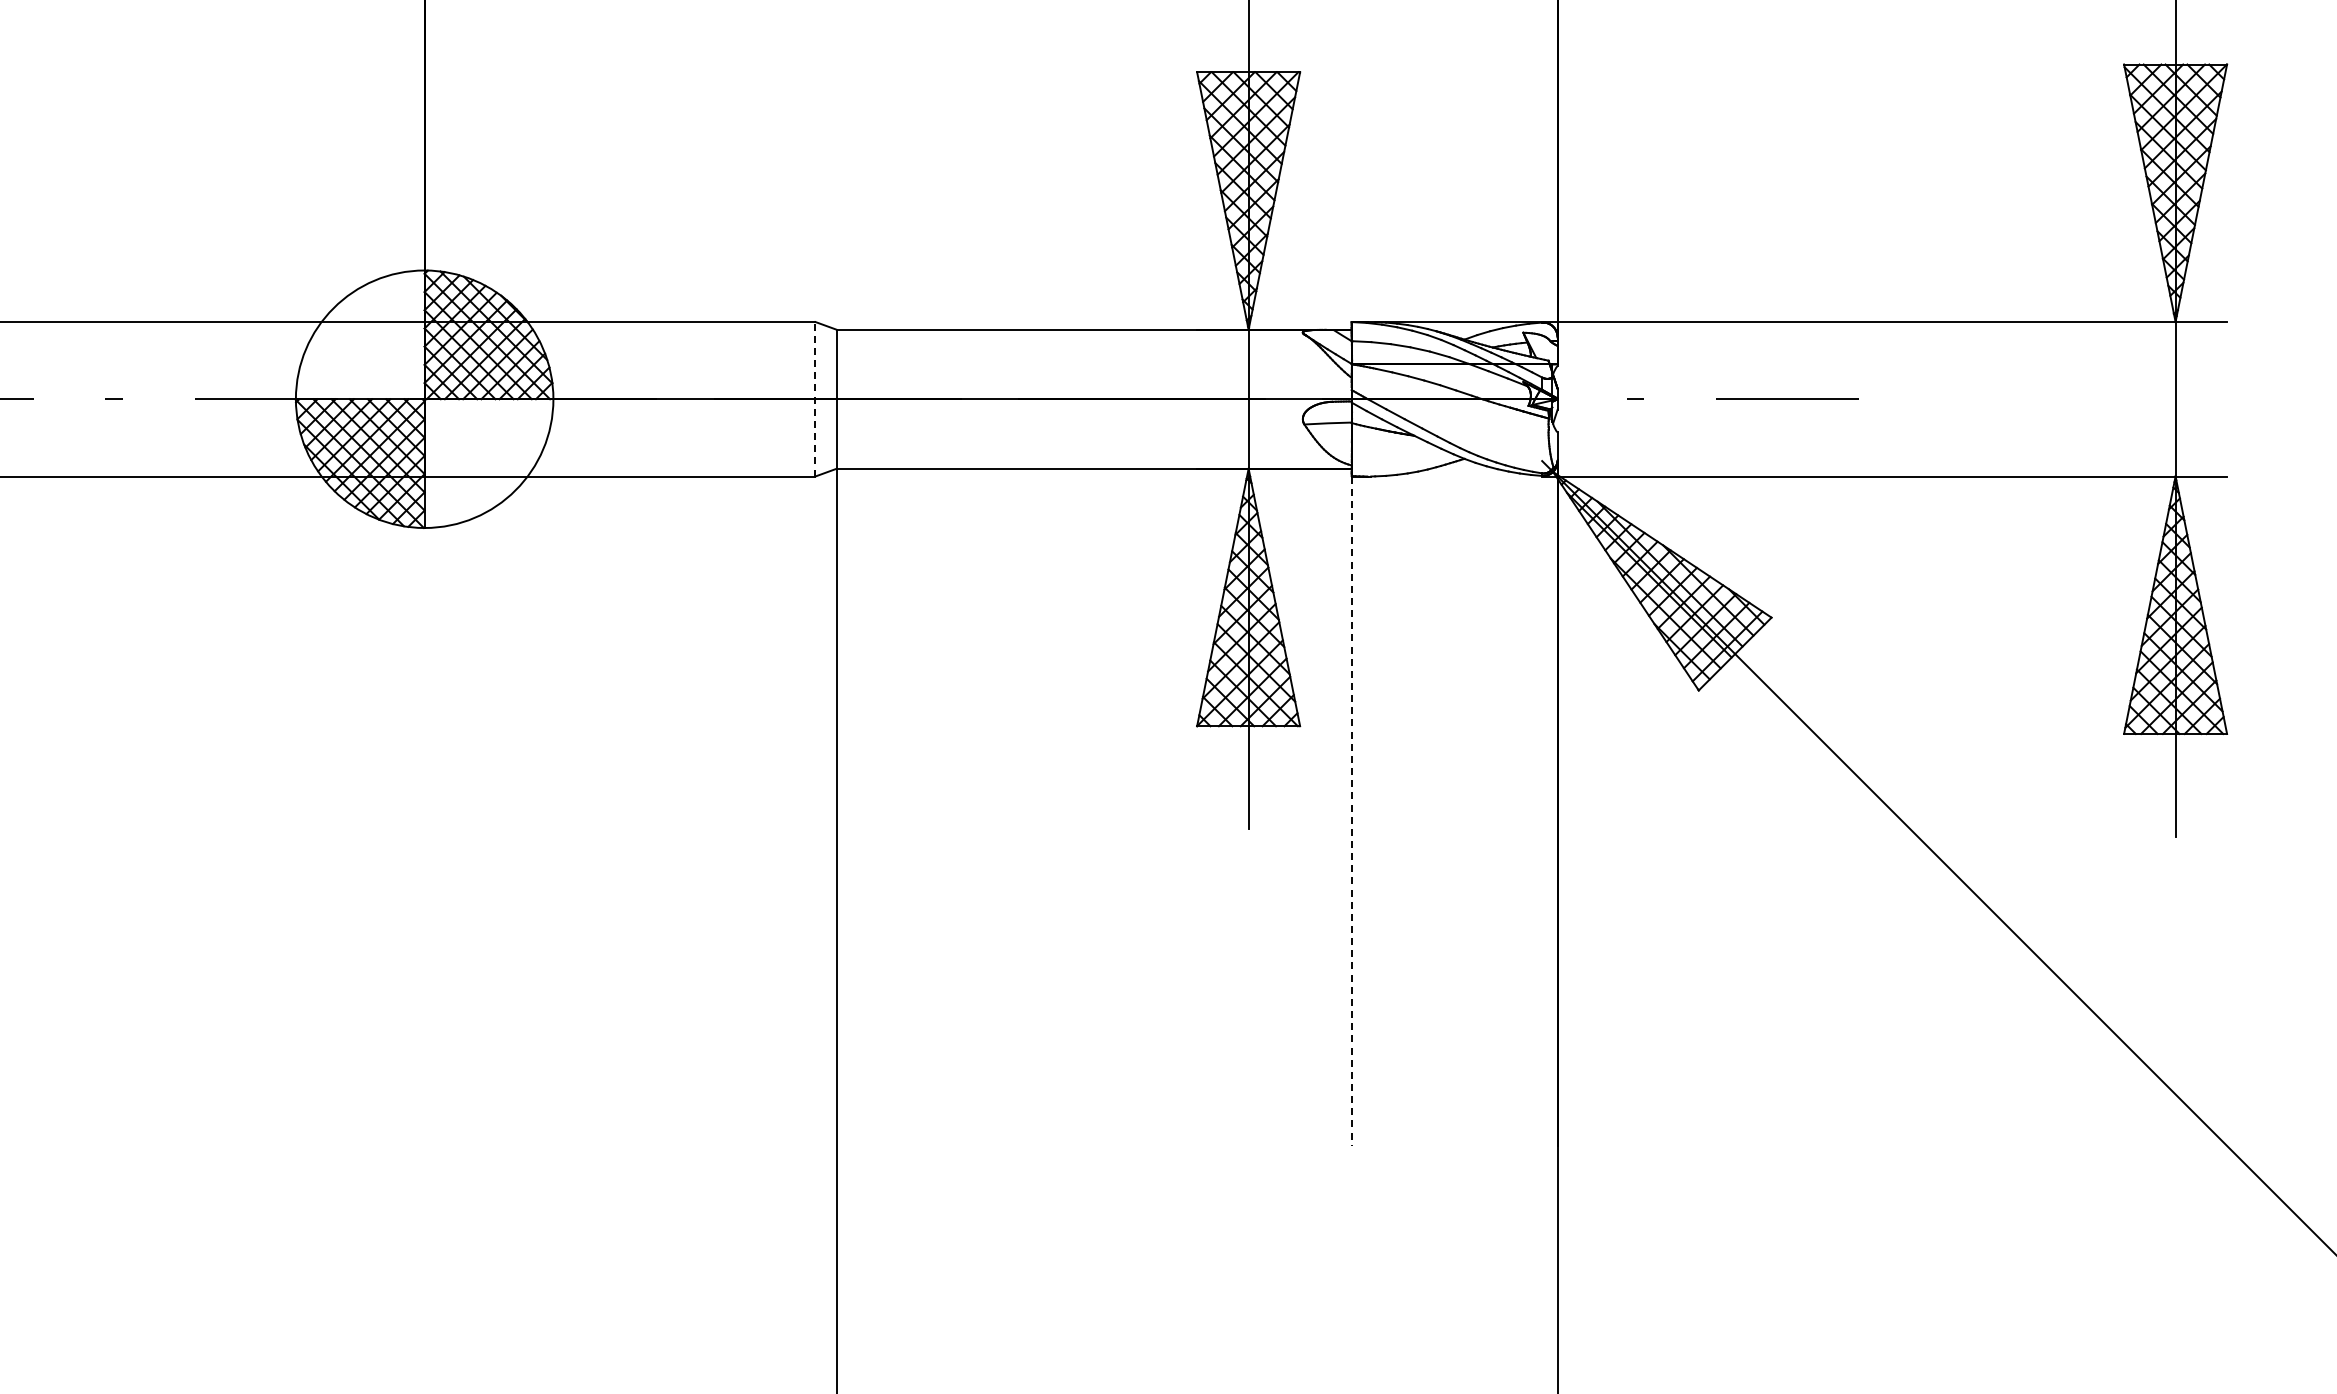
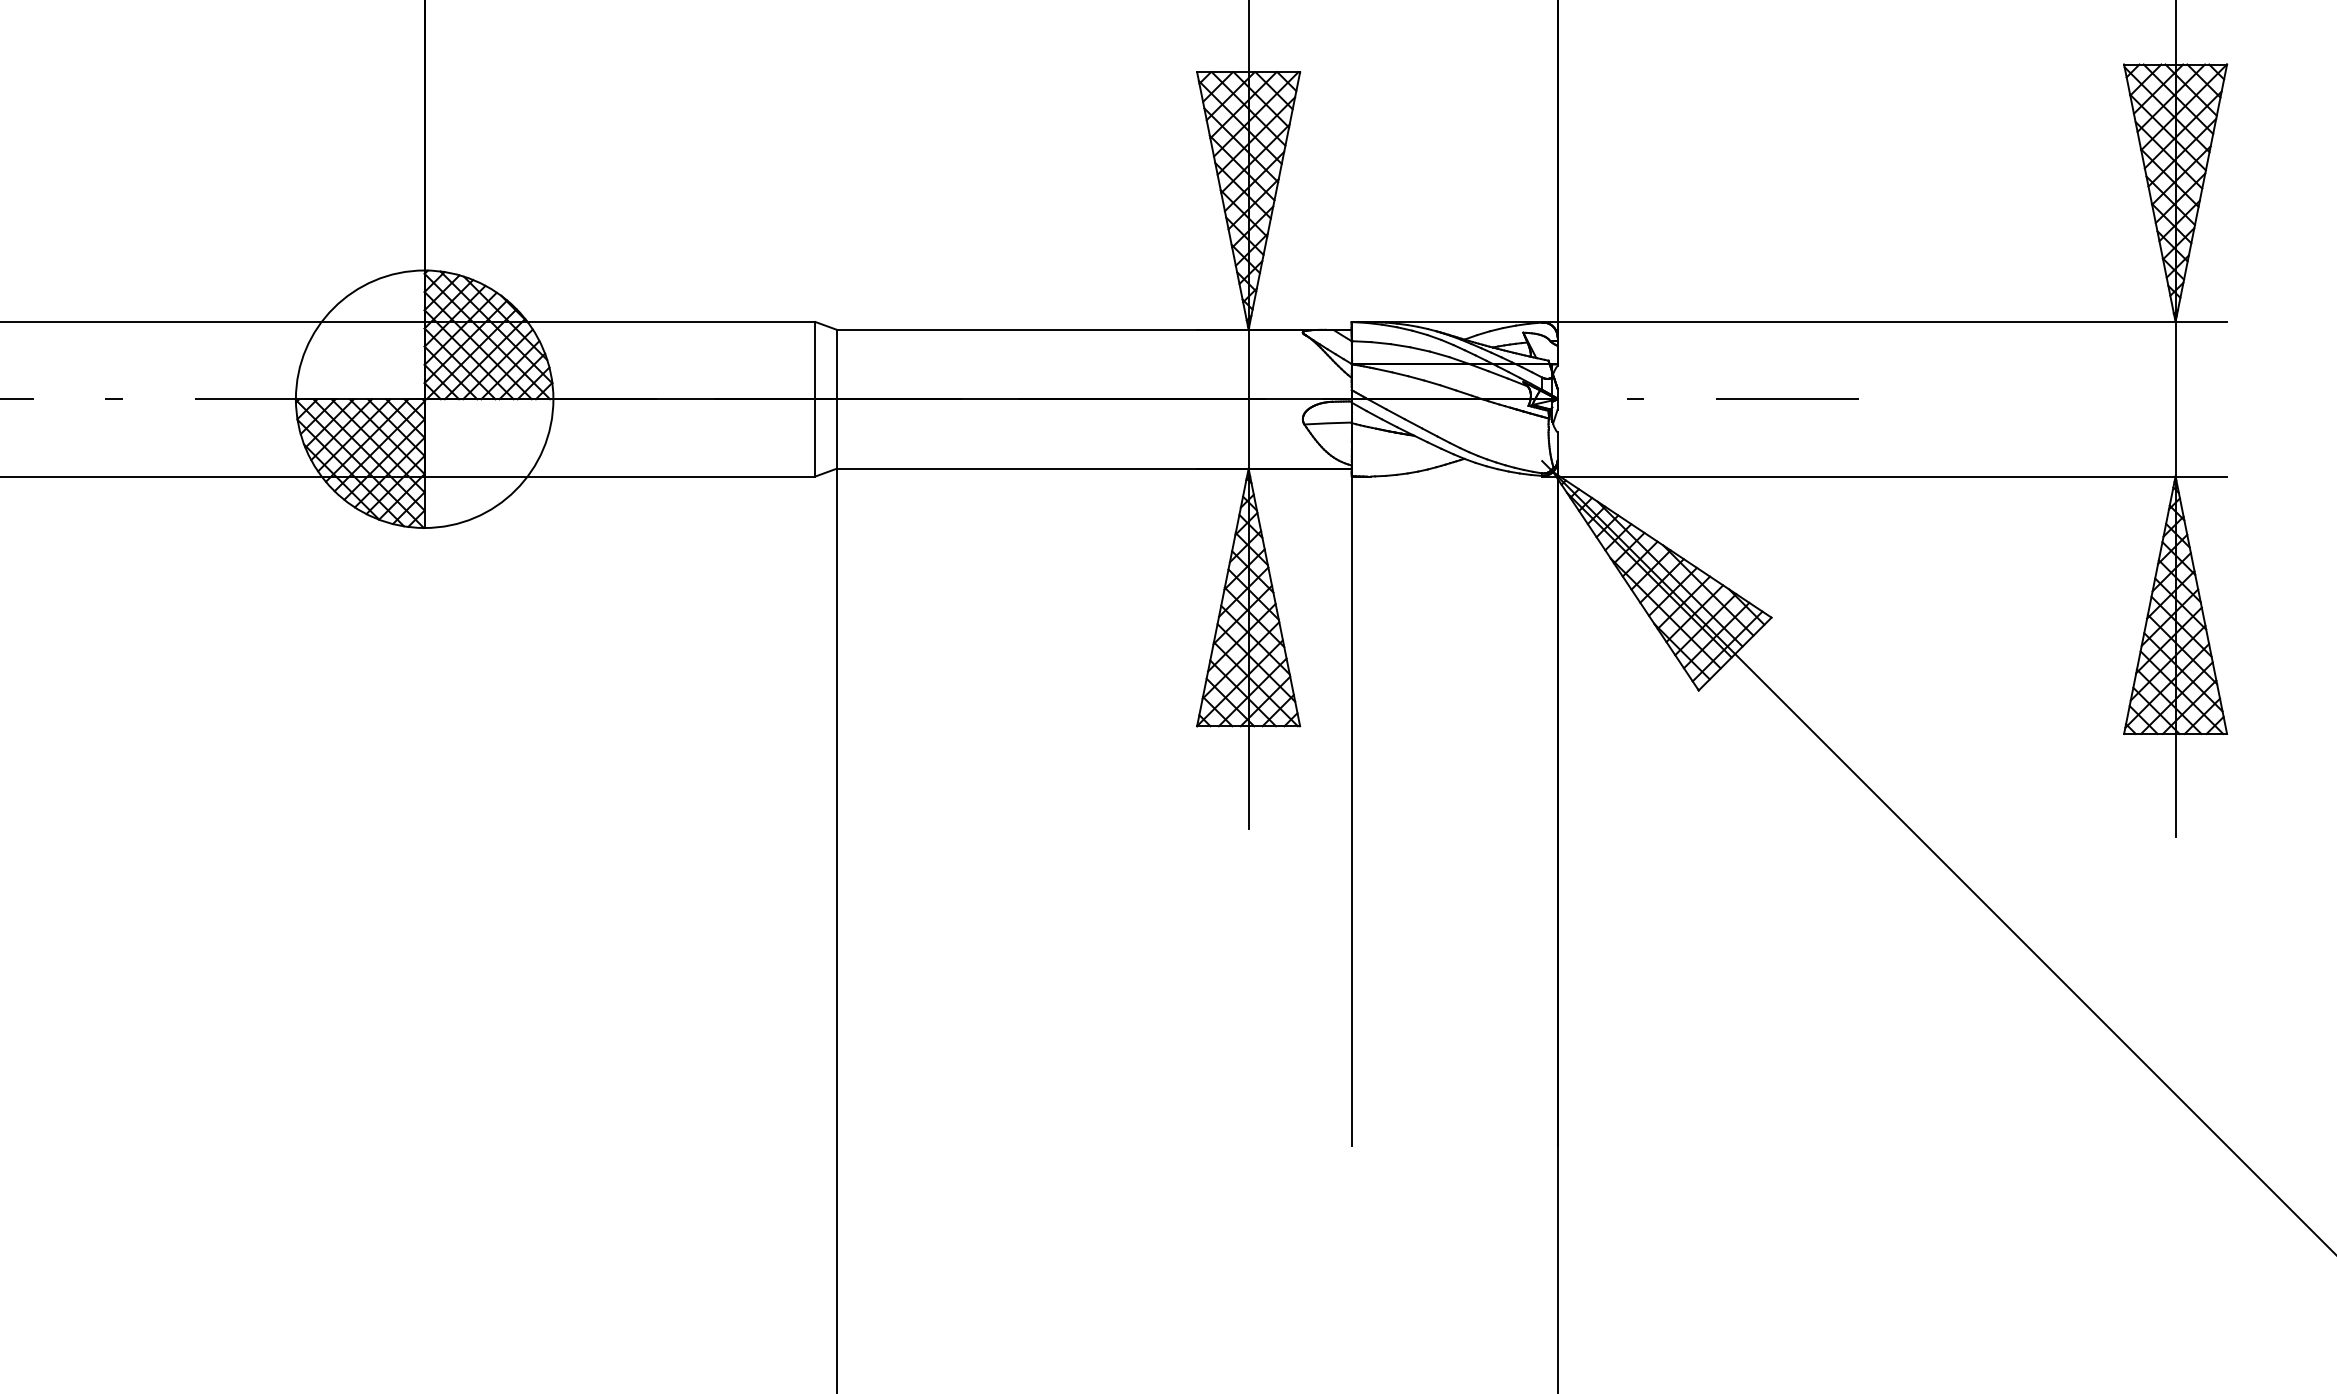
line: dashed -> solid (815, 398)
line: dashed -> solid (1351, 811)
